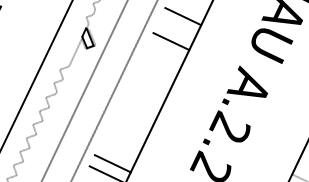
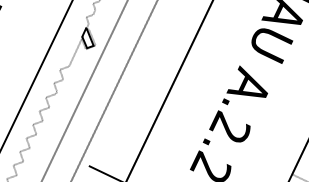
line: present -> none (183, 16)
line: present -> none (171, 41)
line: present -> none (112, 163)
